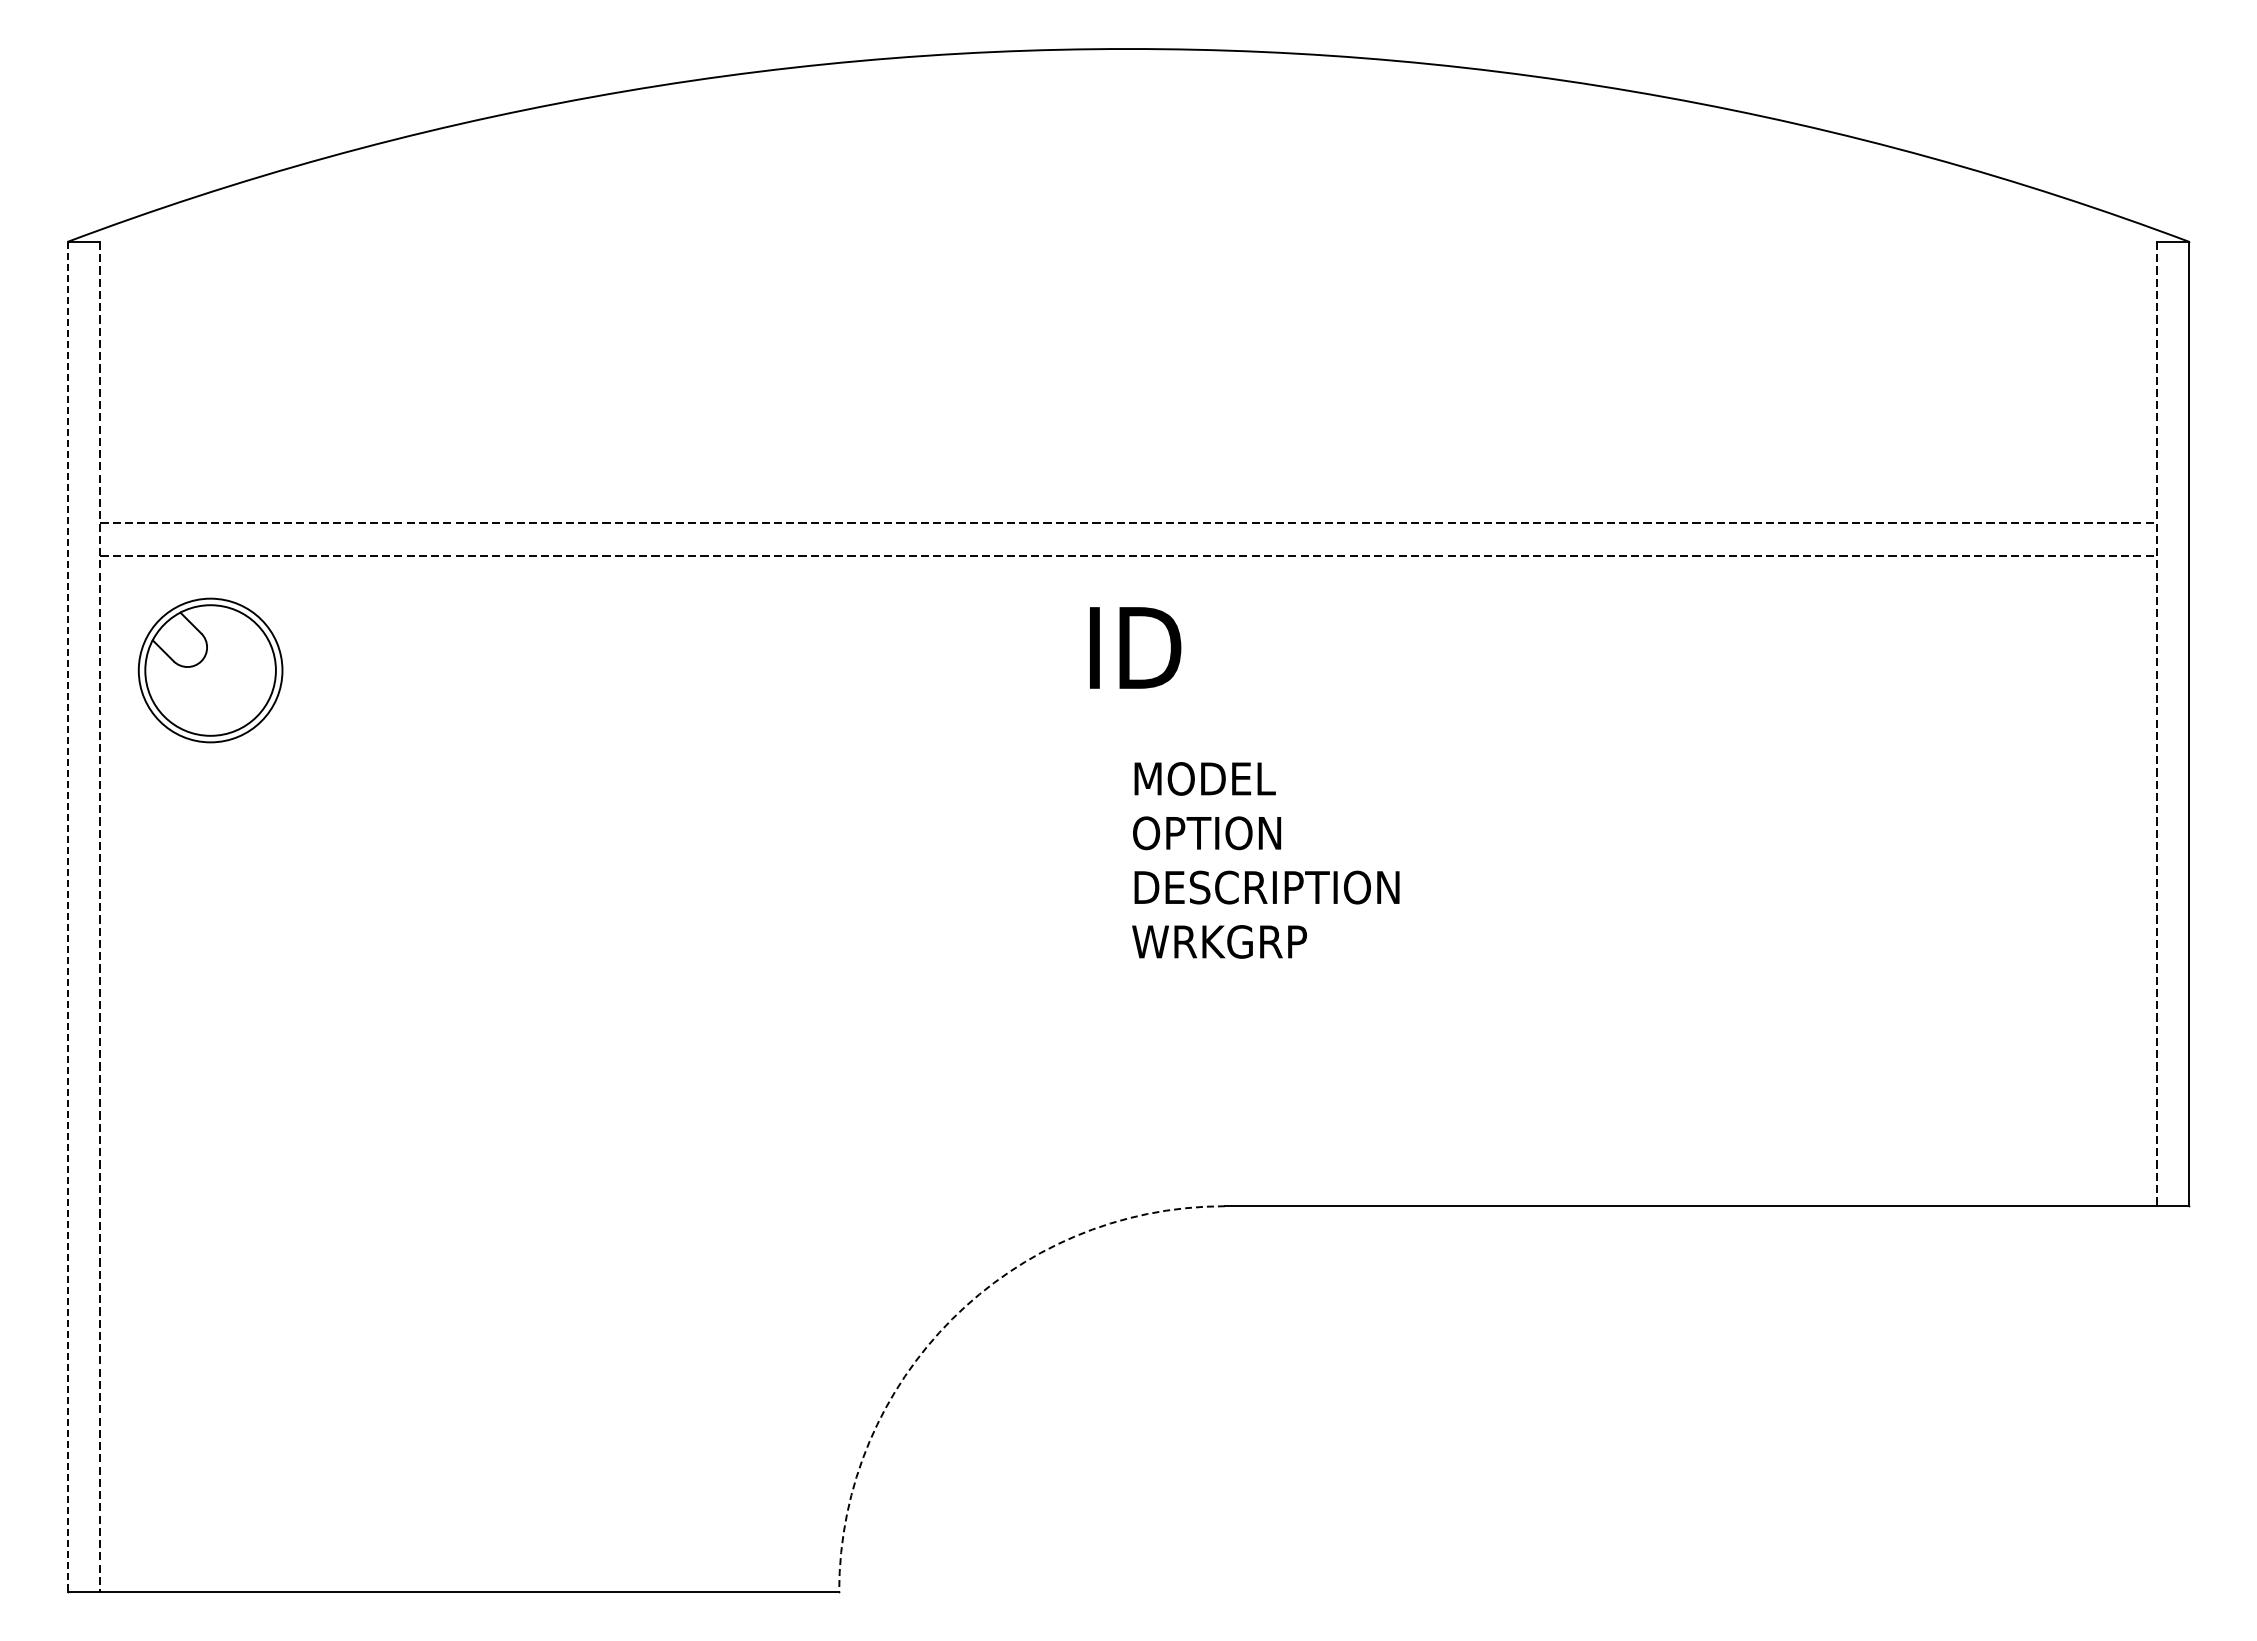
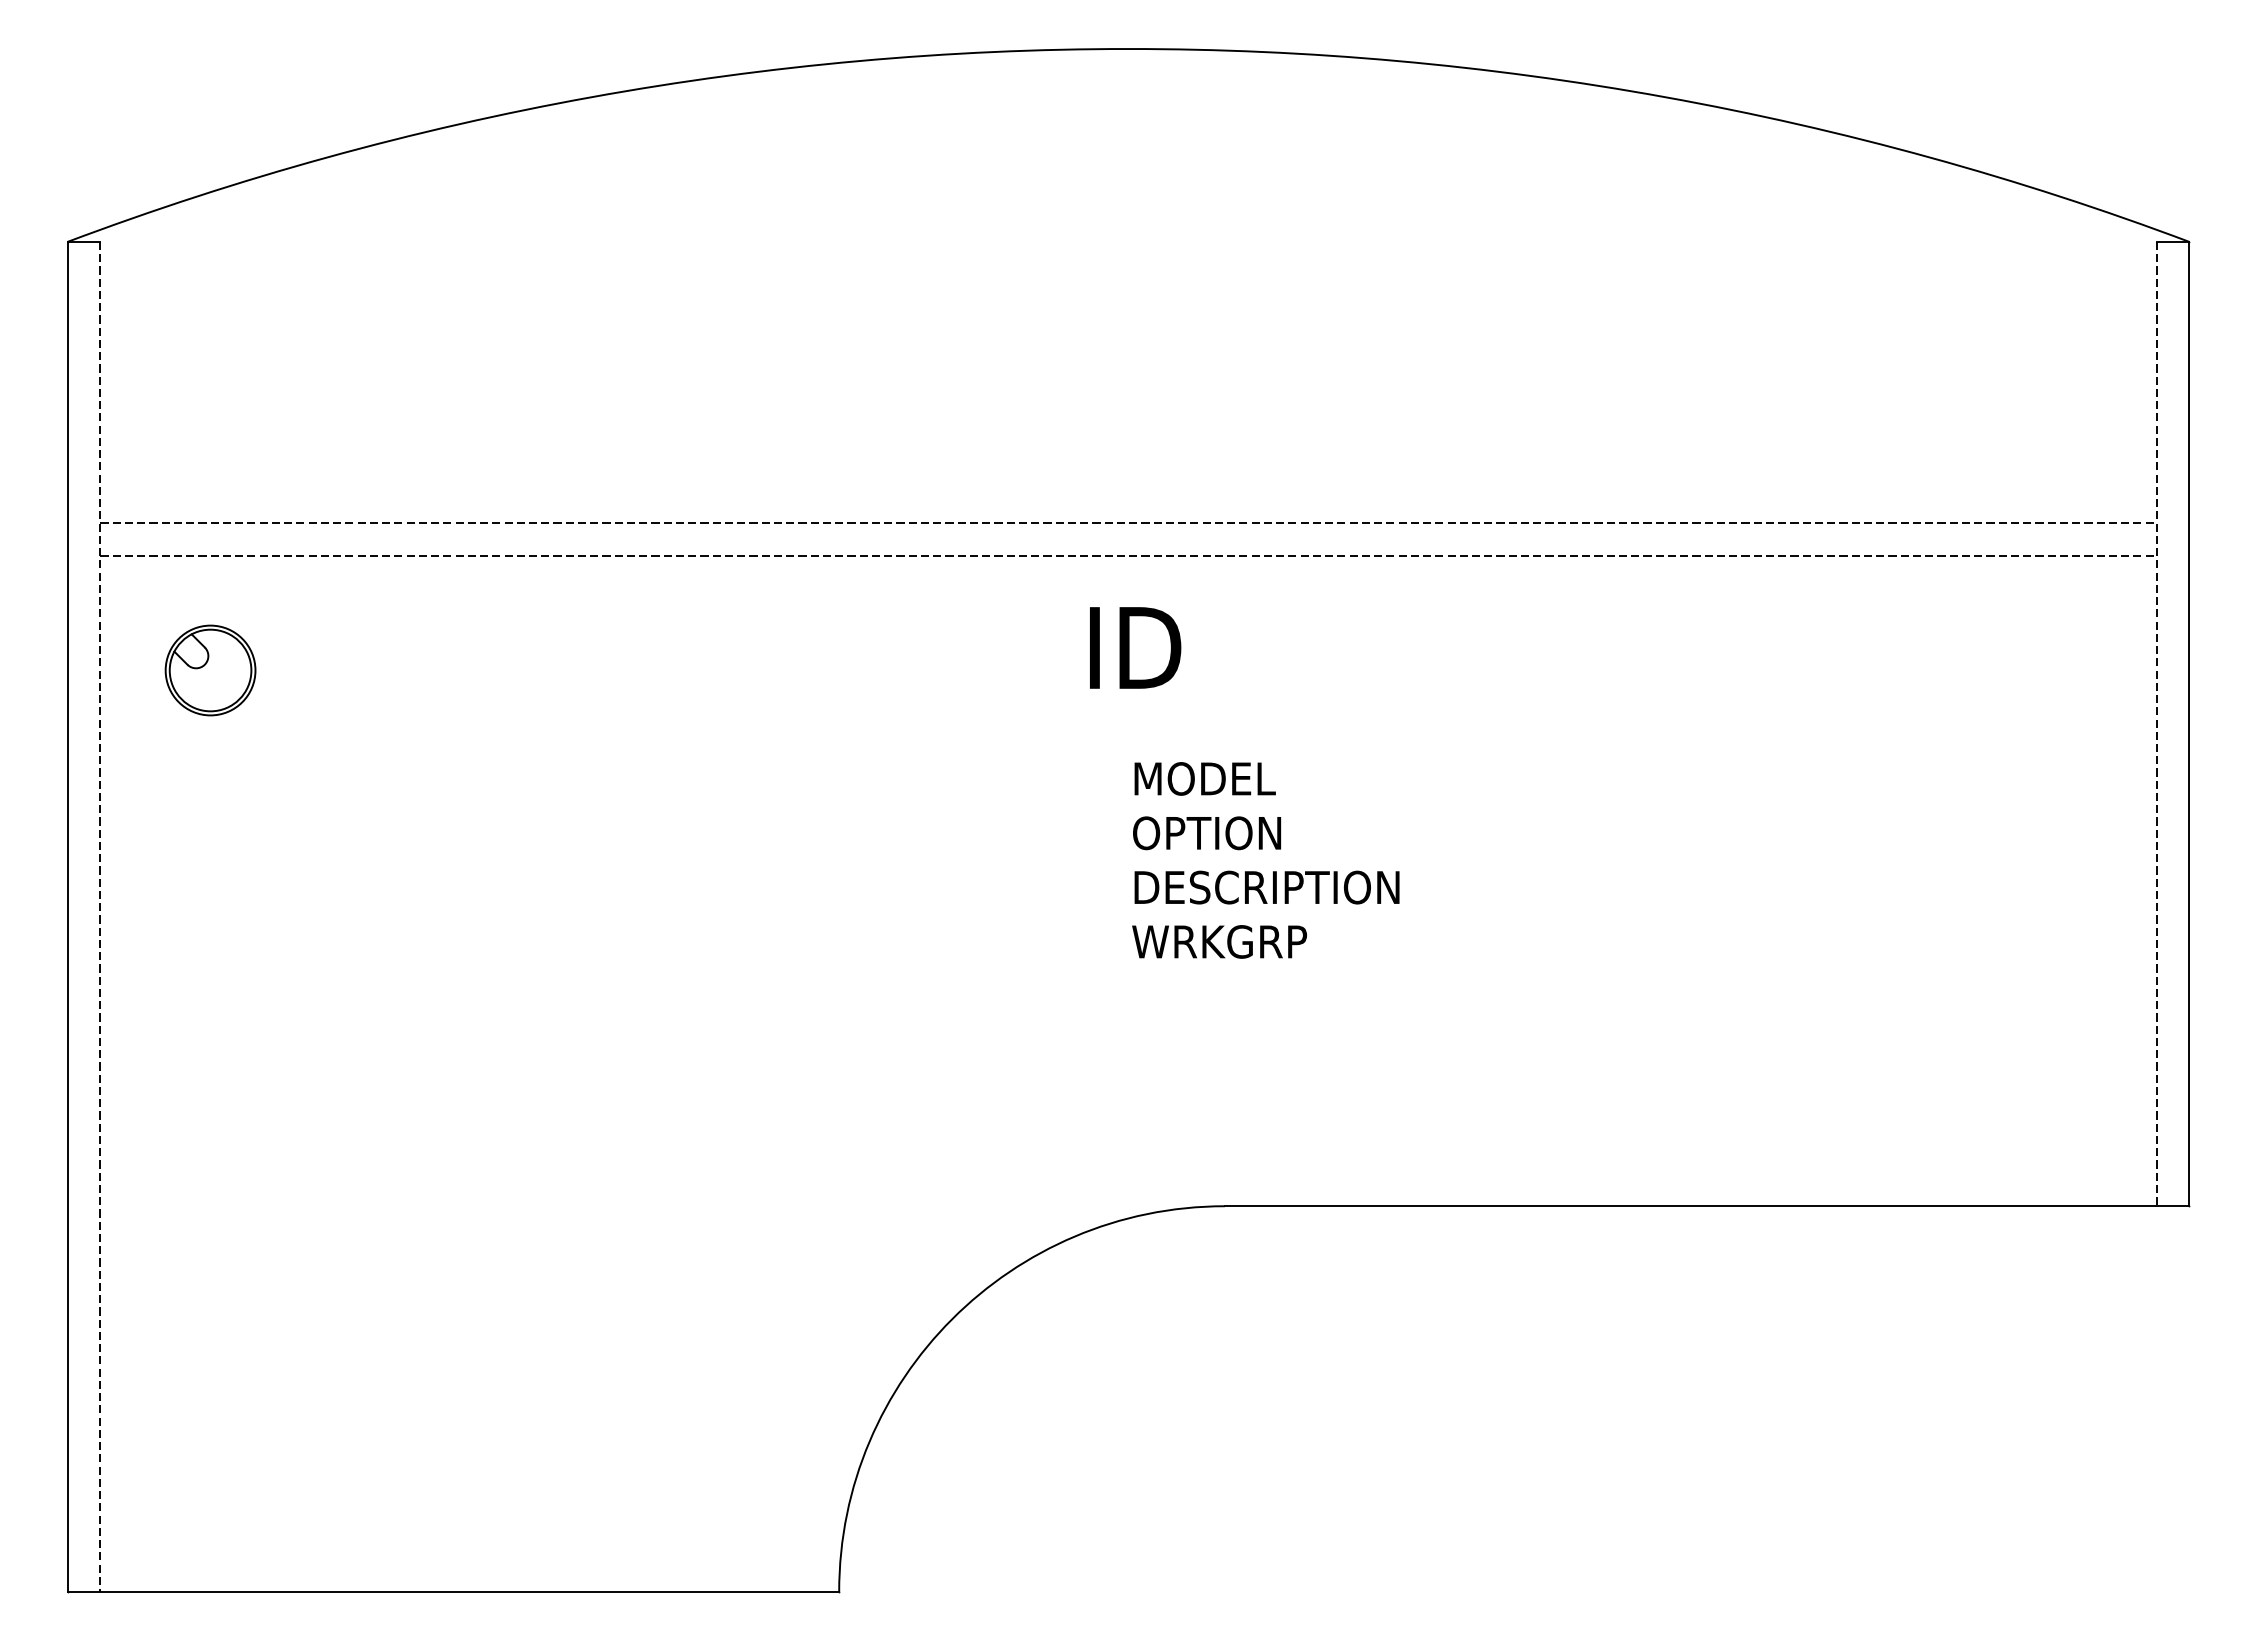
part size: 147x147 px -> 93x93 px (210, 670)
line: dashed -> solid (67, 917)
arc: dashed -> solid (952, 1319)
